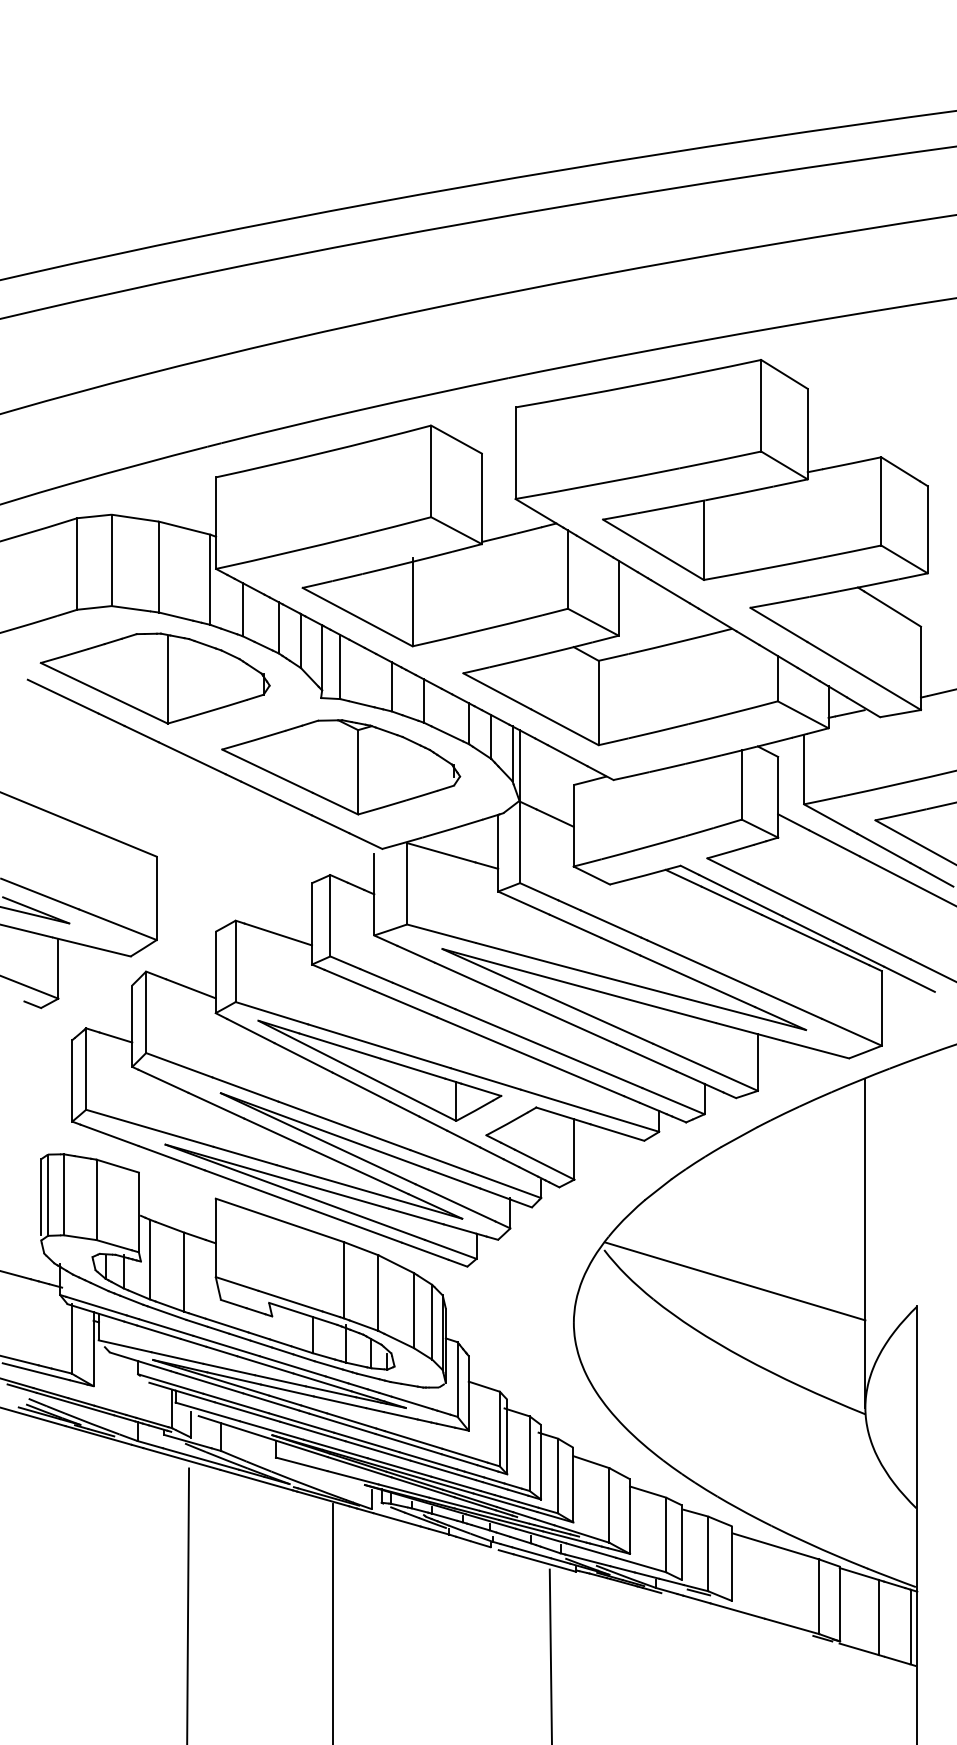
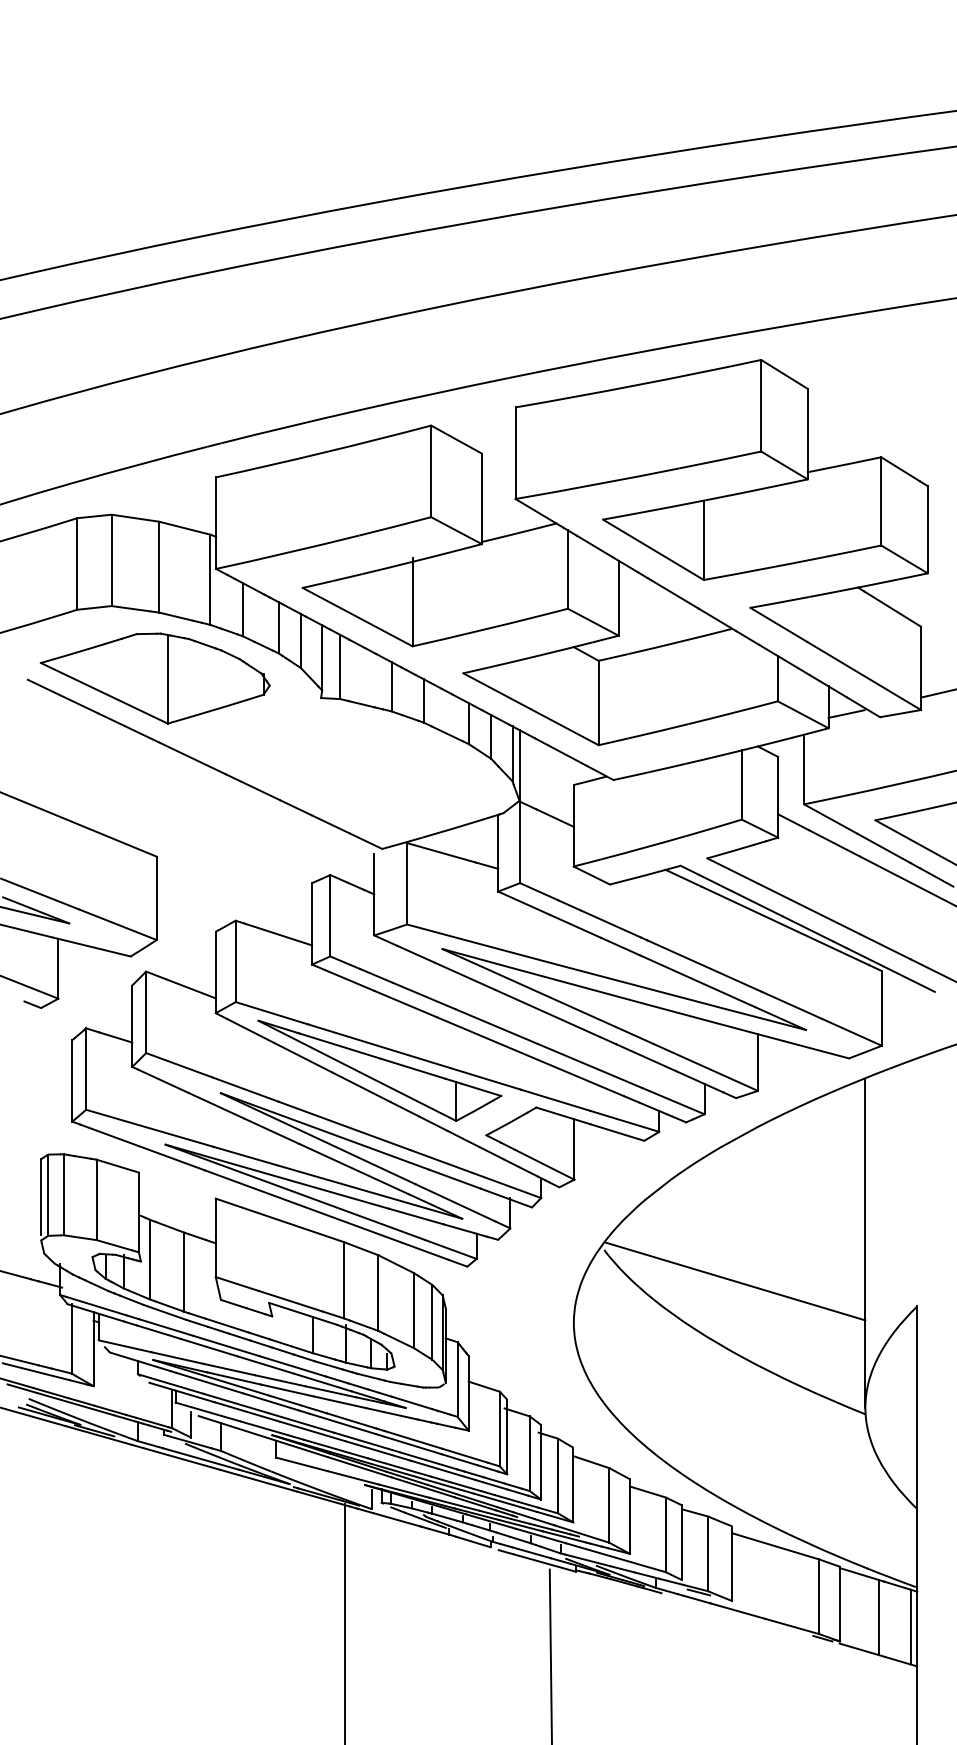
part: present -> none (341, 767)
line: present -> none (188, 1604)
line position: (333, 1622) -> (345, 1622) (345, 1622)
